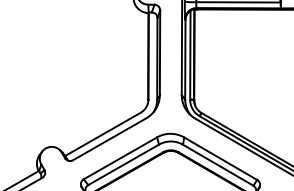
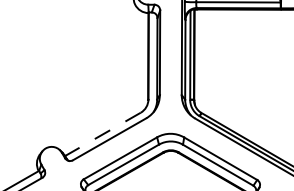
line: solid -> dashed (102, 134)
